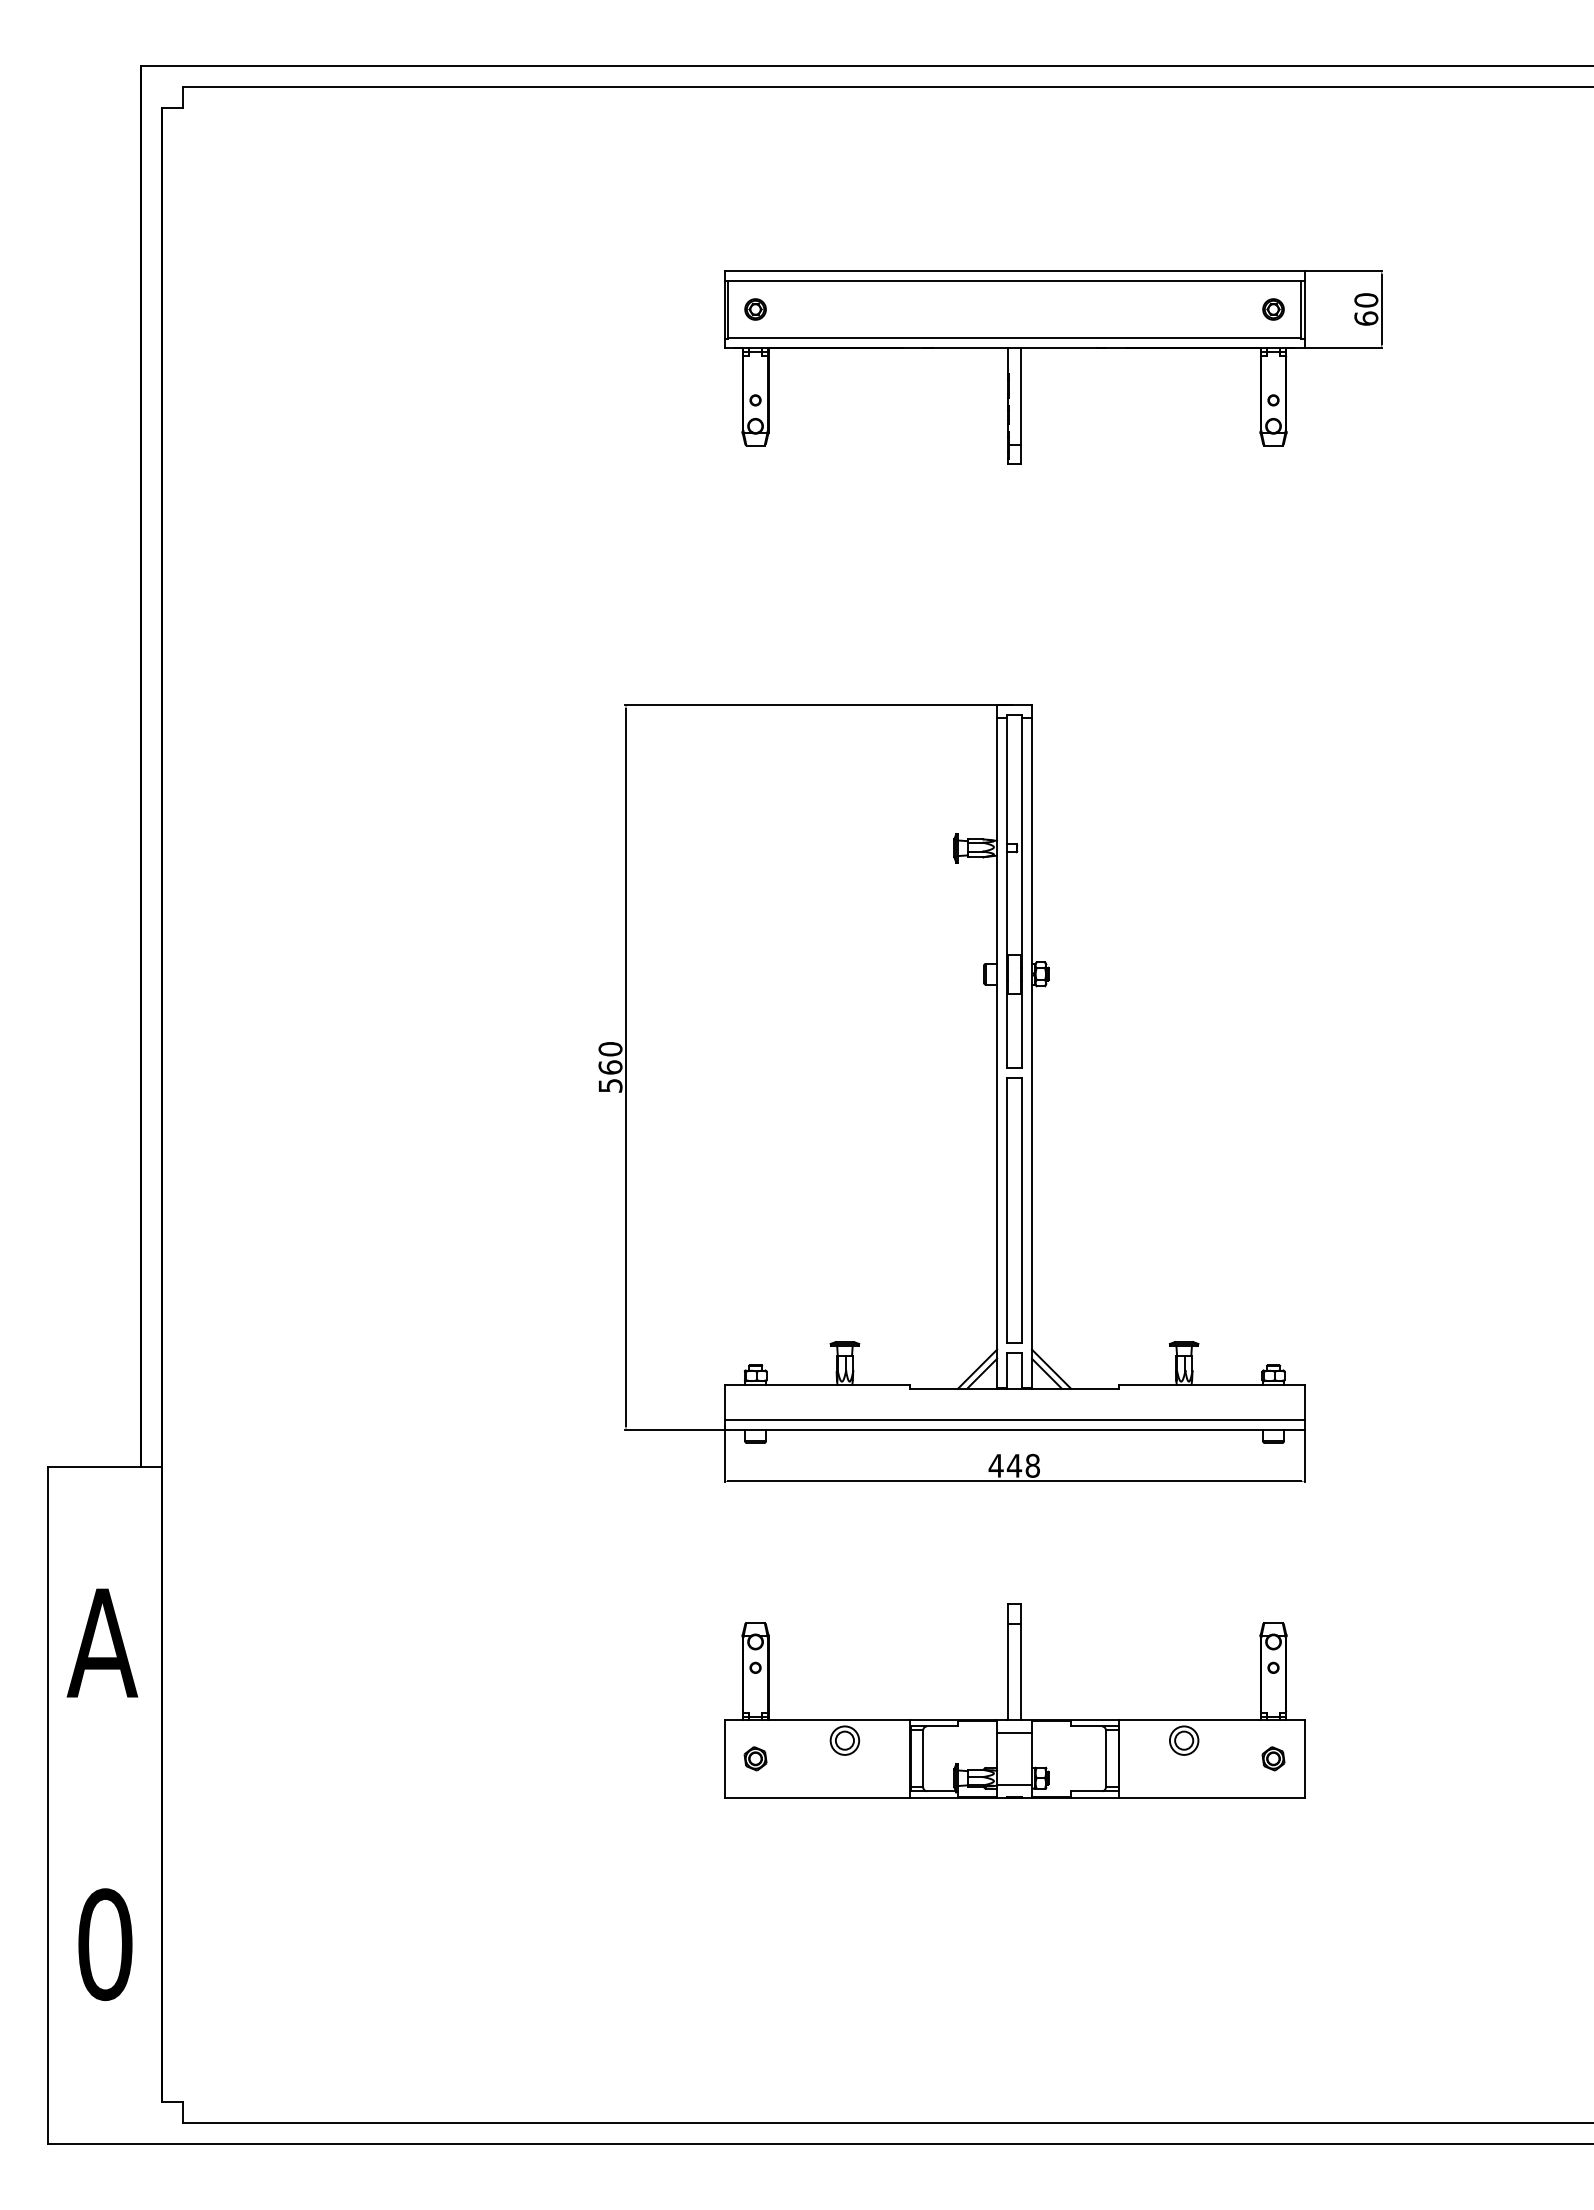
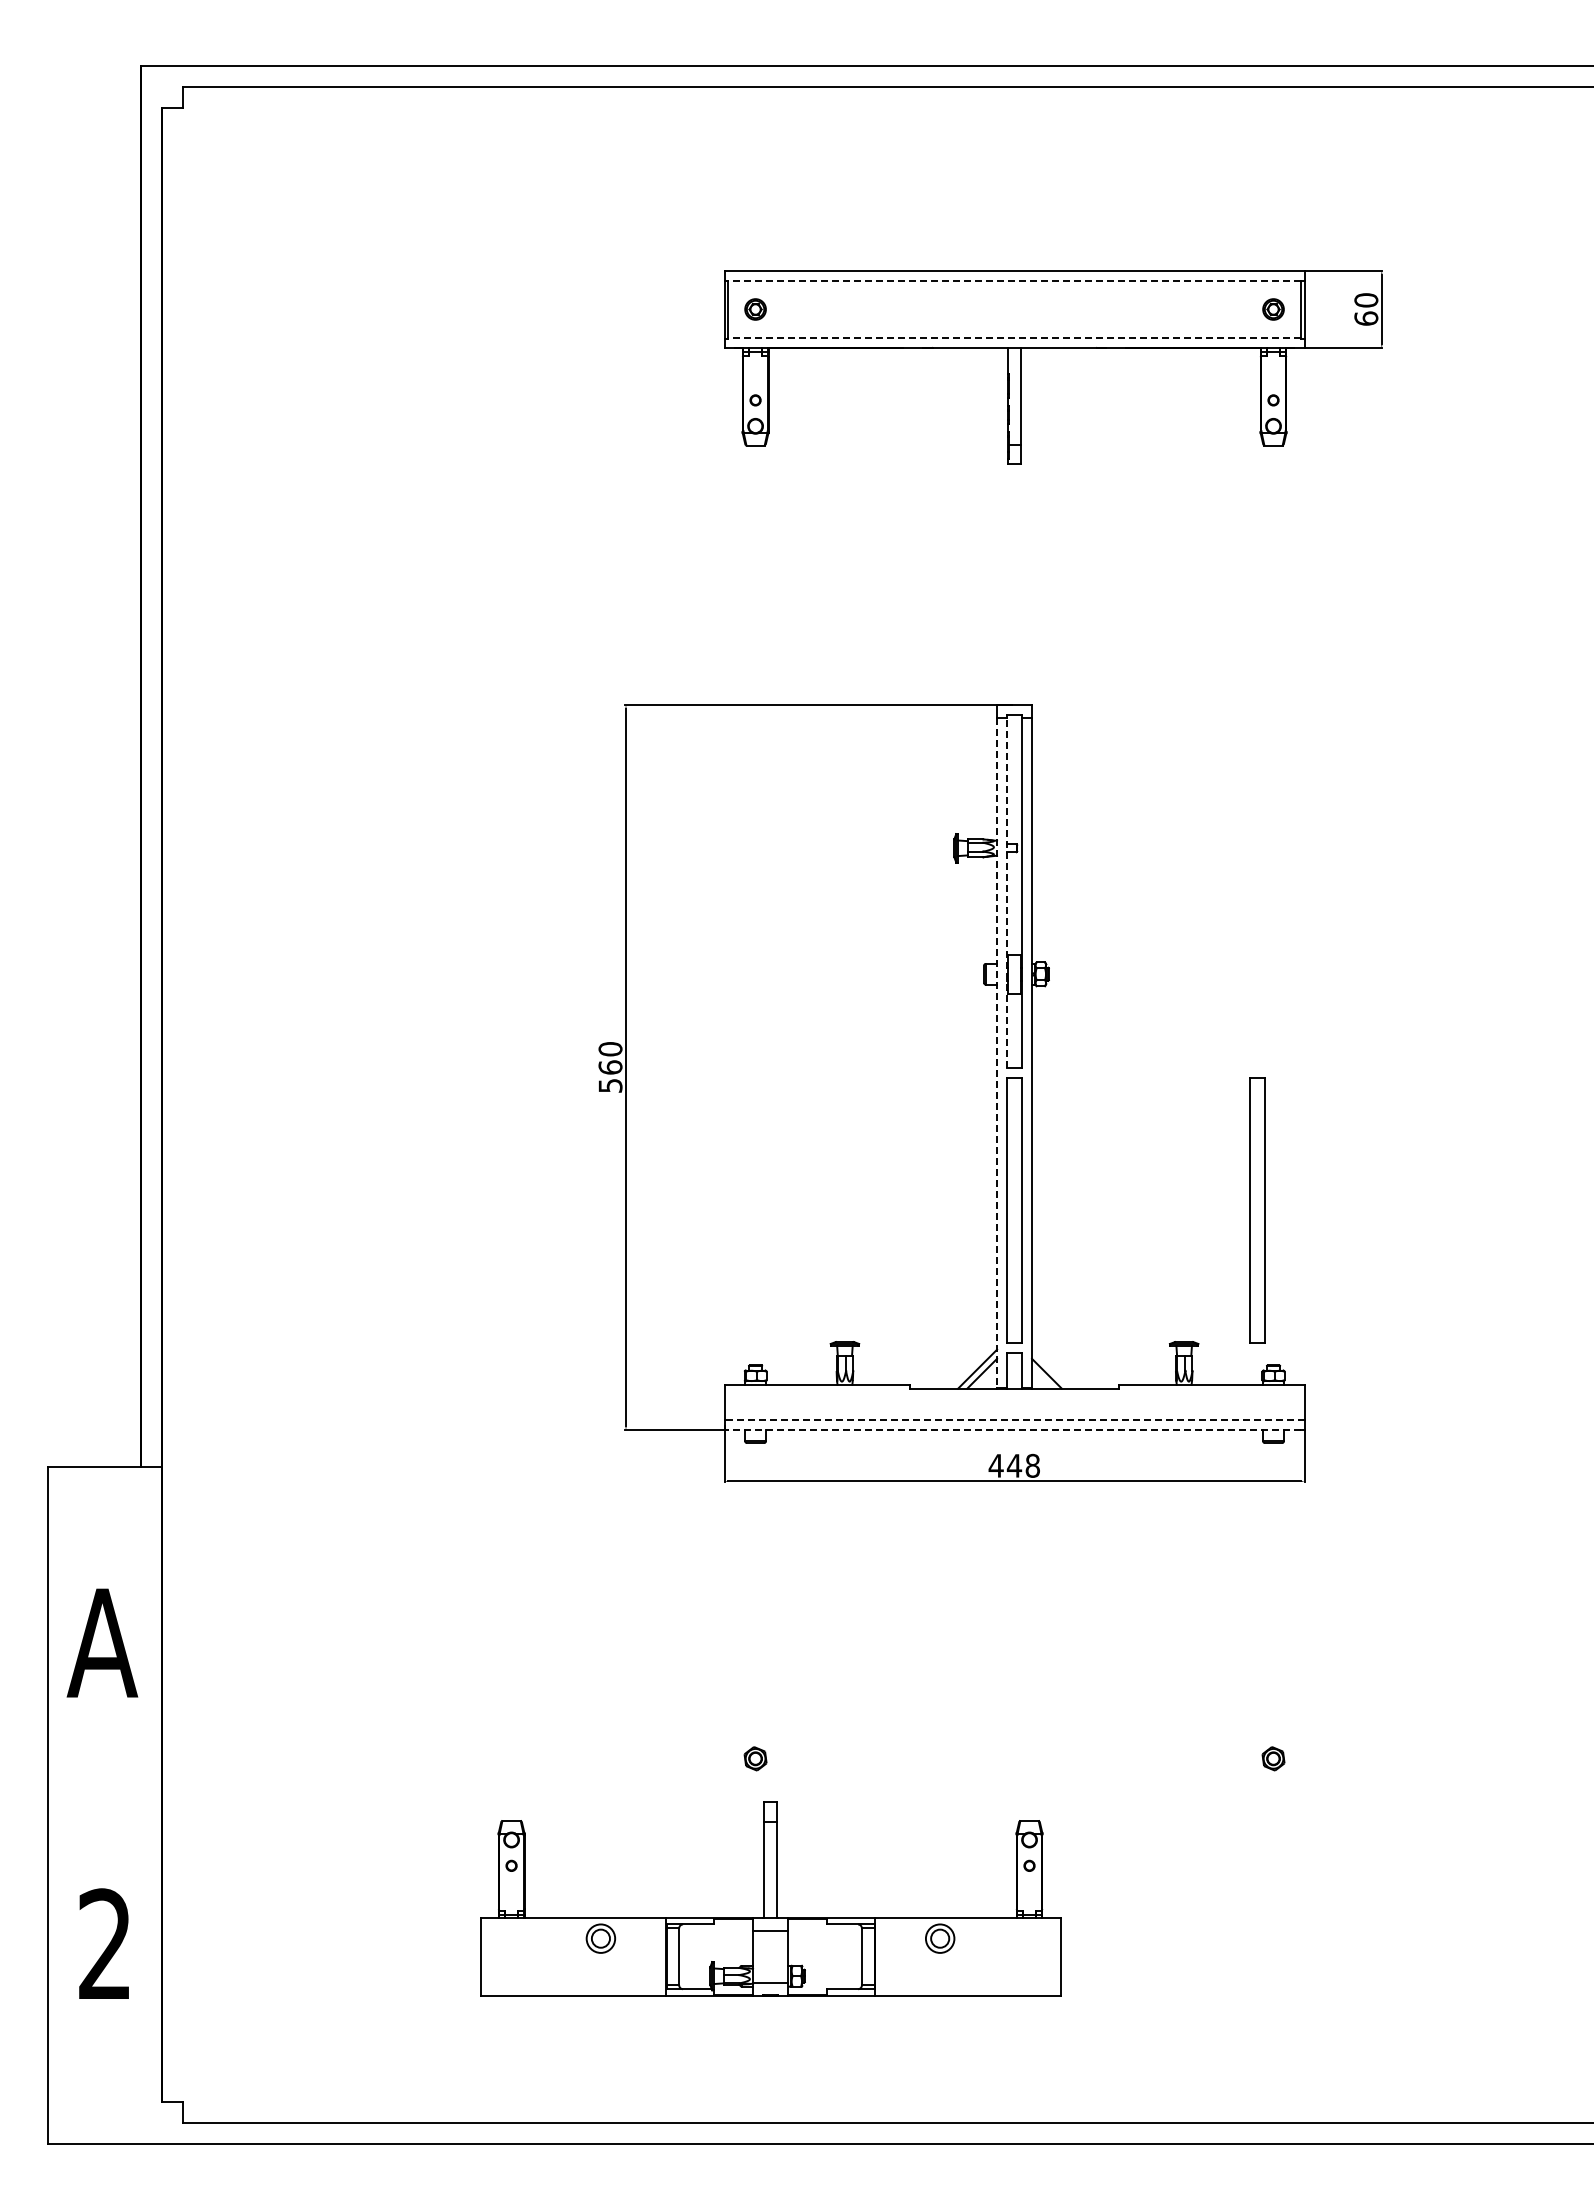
line: solid -> dashed (1014, 281)
line: solid -> dashed (1014, 337)
line: solid -> dashed (1007, 892)
line: solid -> dashed (997, 1053)
part: none -> present (1257, 1210)
line: present -> none (1051, 1368)
line: solid -> dashed (1014, 1419)
line: solid -> dashed (1014, 1430)
part position: (1014, 1700) -> (770, 1898) (770, 1898)
text: 0 -> 2 (105, 1944)
